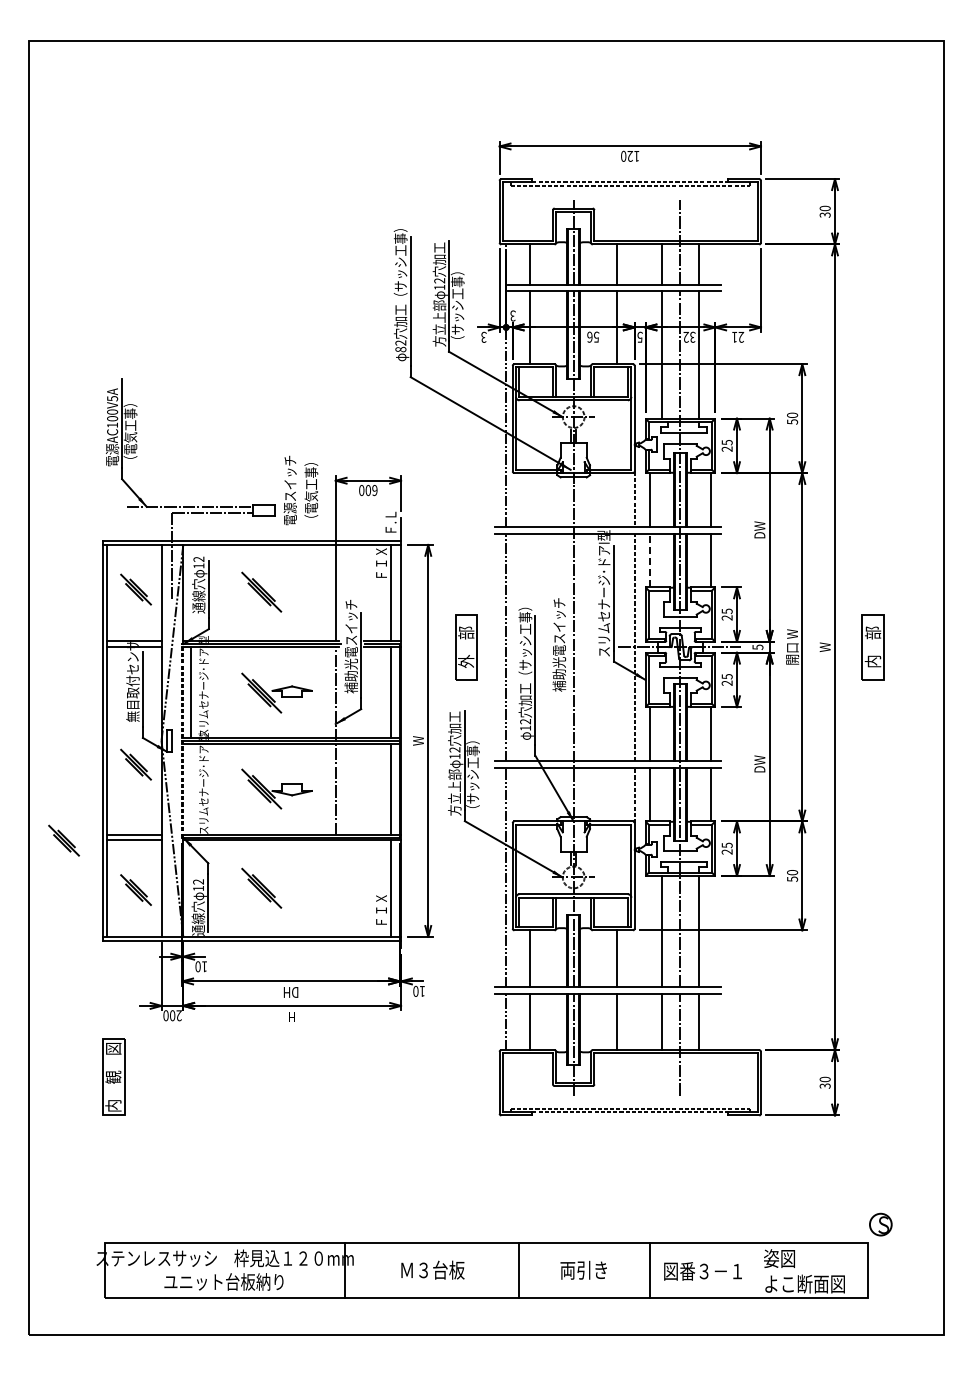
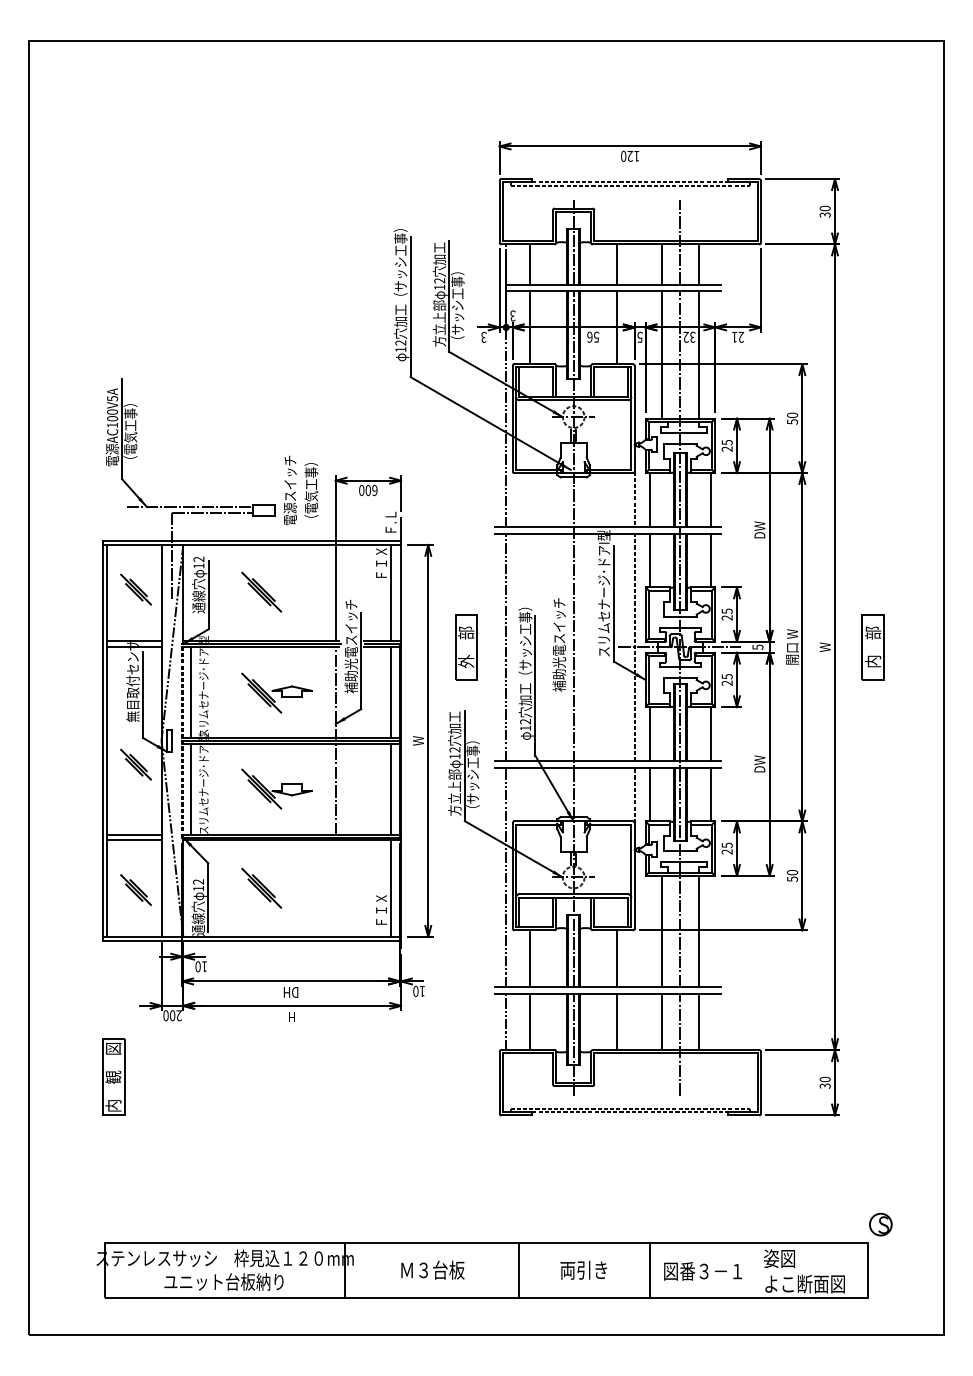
text: 82 -> 12 (400, 349)
line: dashed -> solid (649, 560)
line: none -> present (191, 788)
part: present -> none (63, 840)
